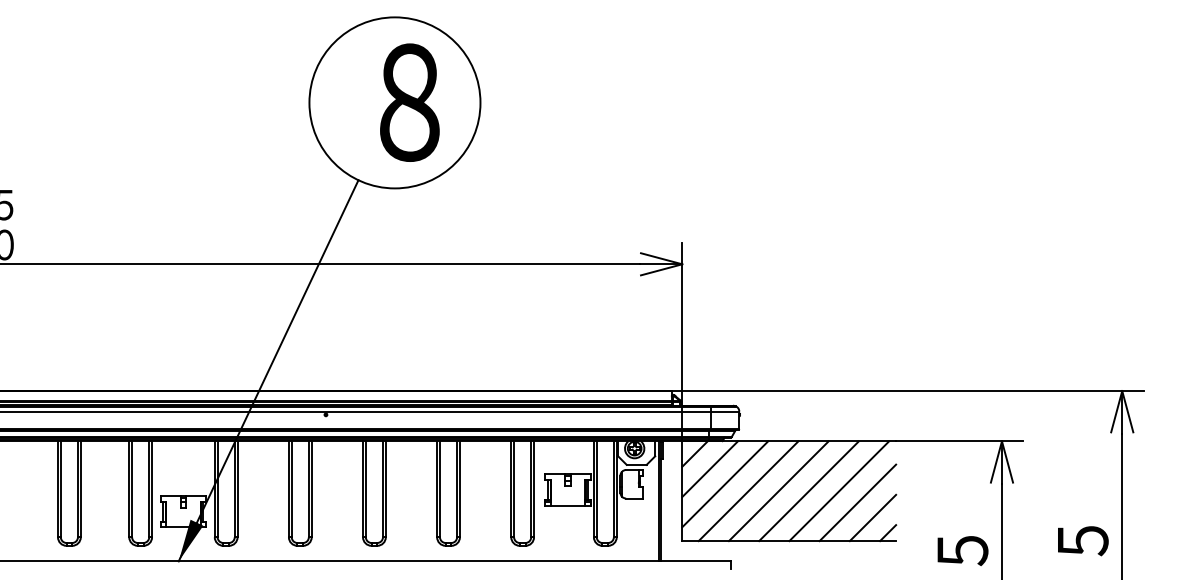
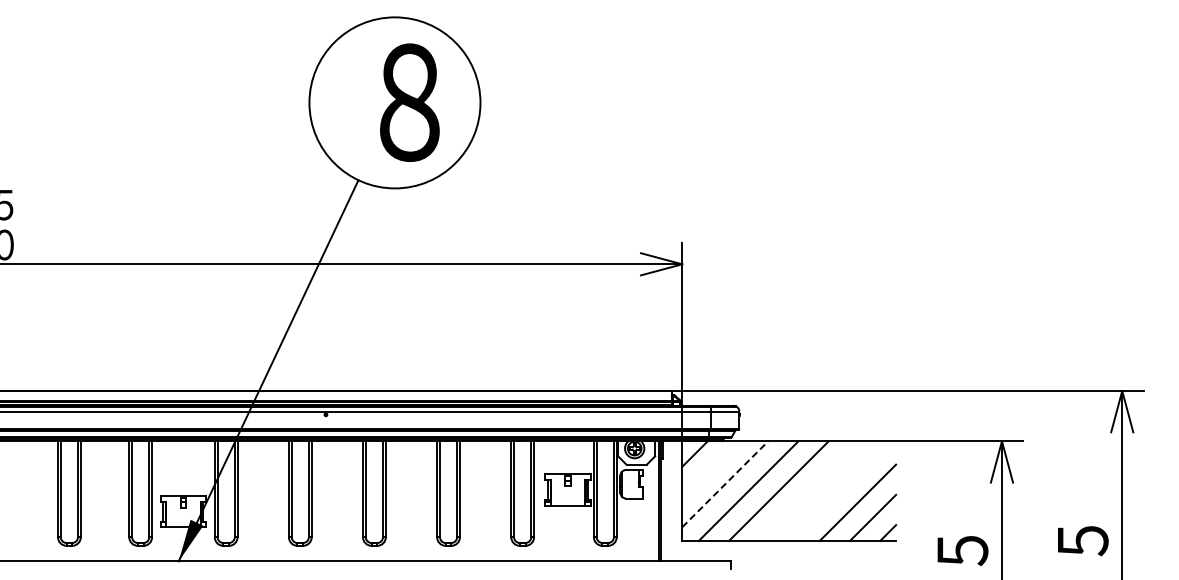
line: present -> none (710, 469)
line: solid -> dashed (725, 484)
line: present -> none (808, 491)
line: present -> none (839, 491)
